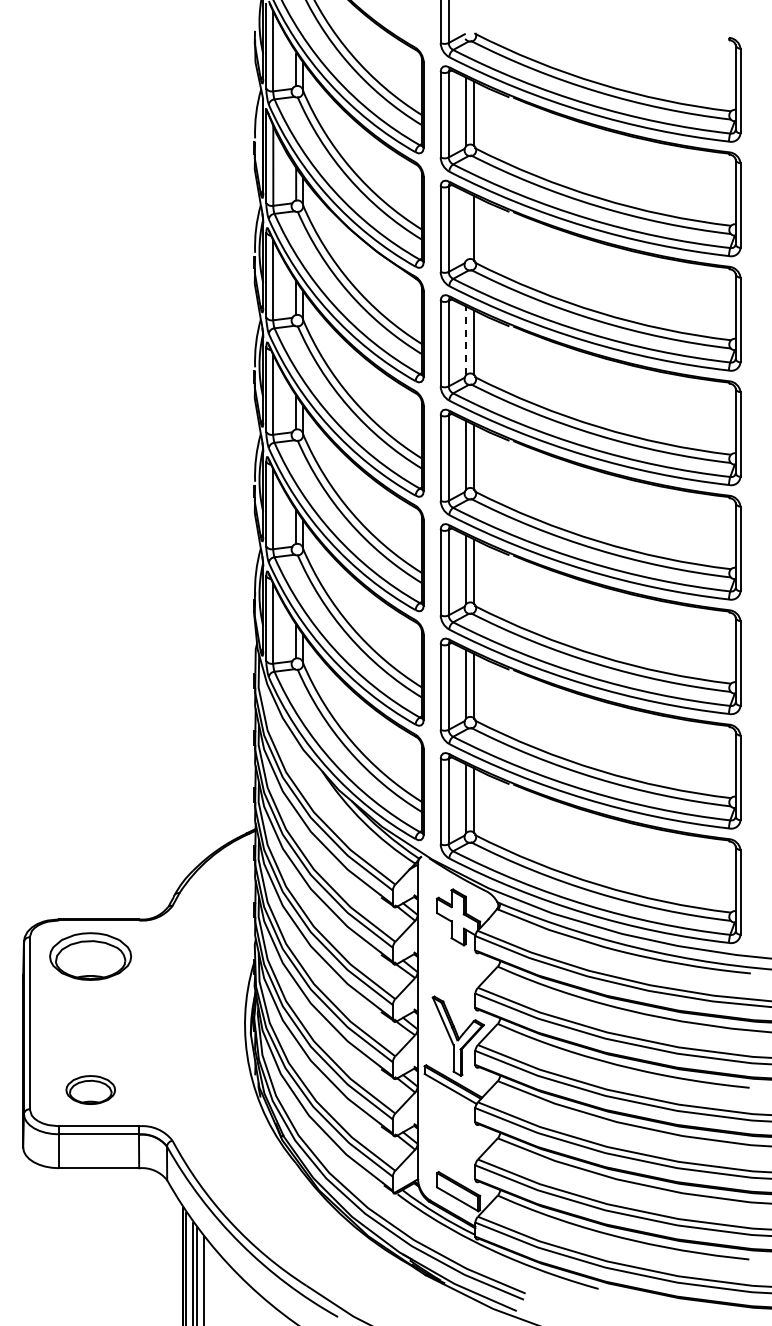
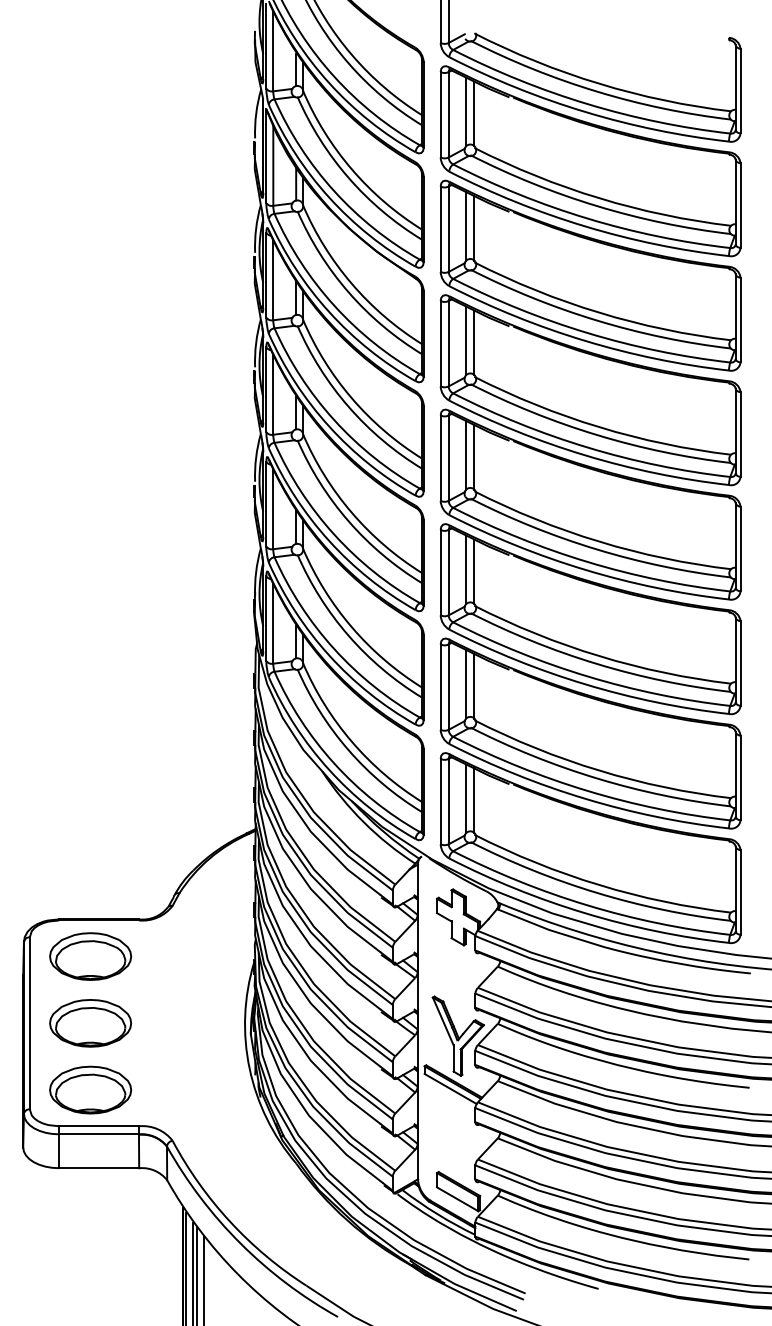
line: none -> present (466, 226)
line: dashed -> solid (466, 340)
part: none -> present (90, 1023)
part size: 51x30 px -> 84x50 px (90, 1089)
